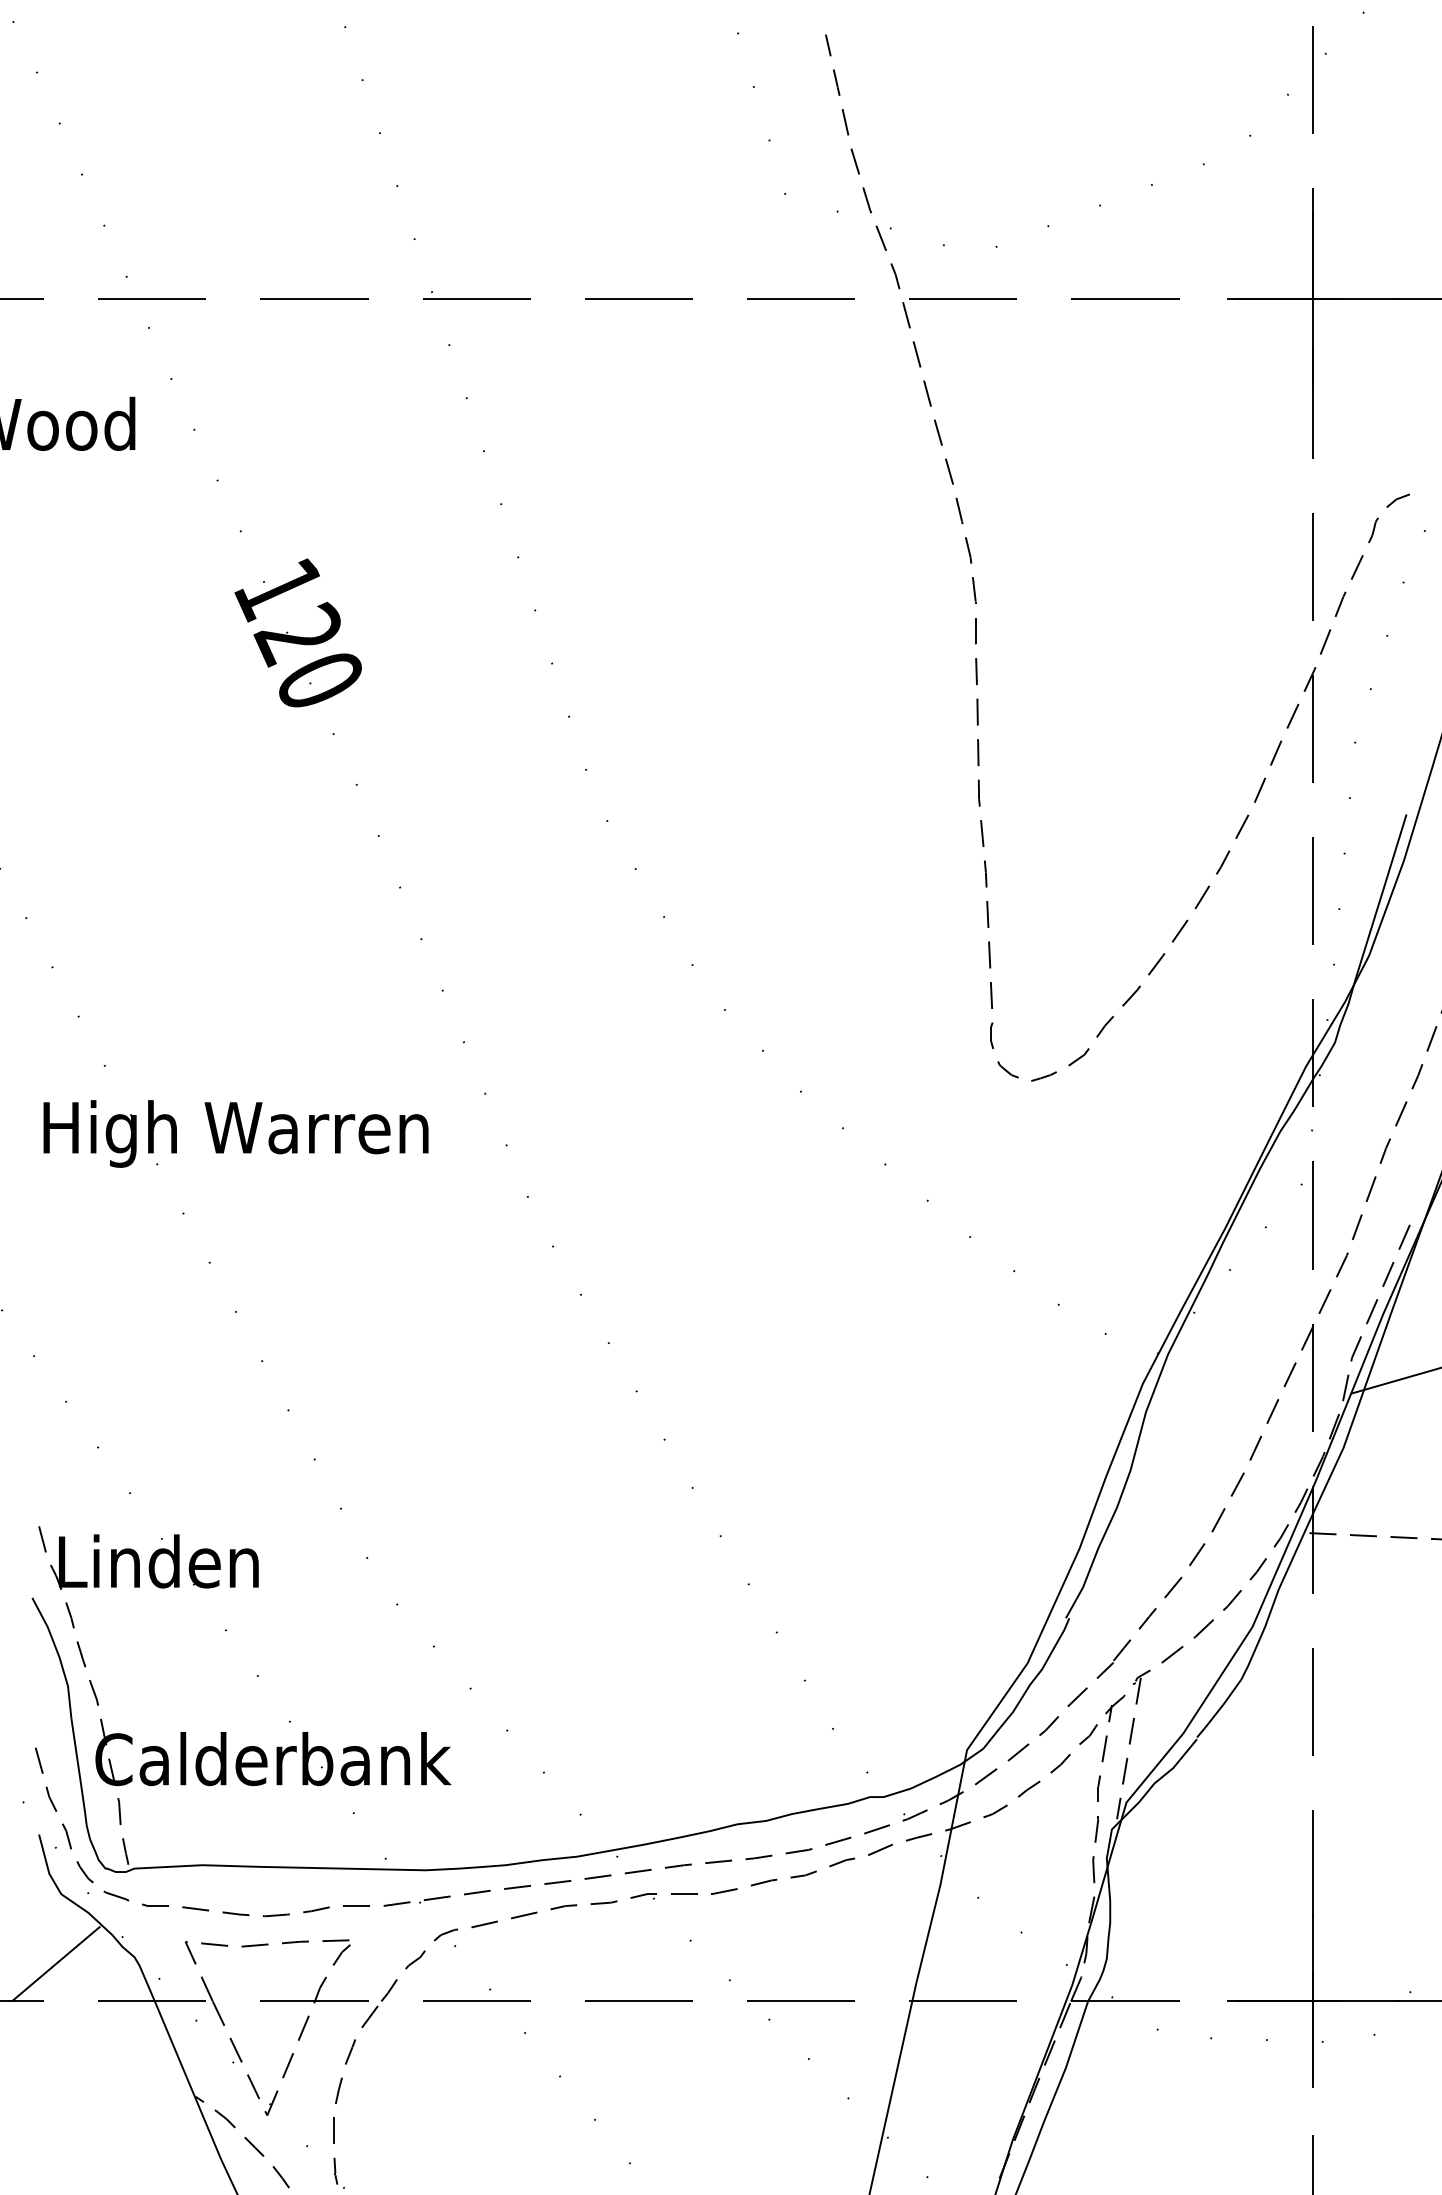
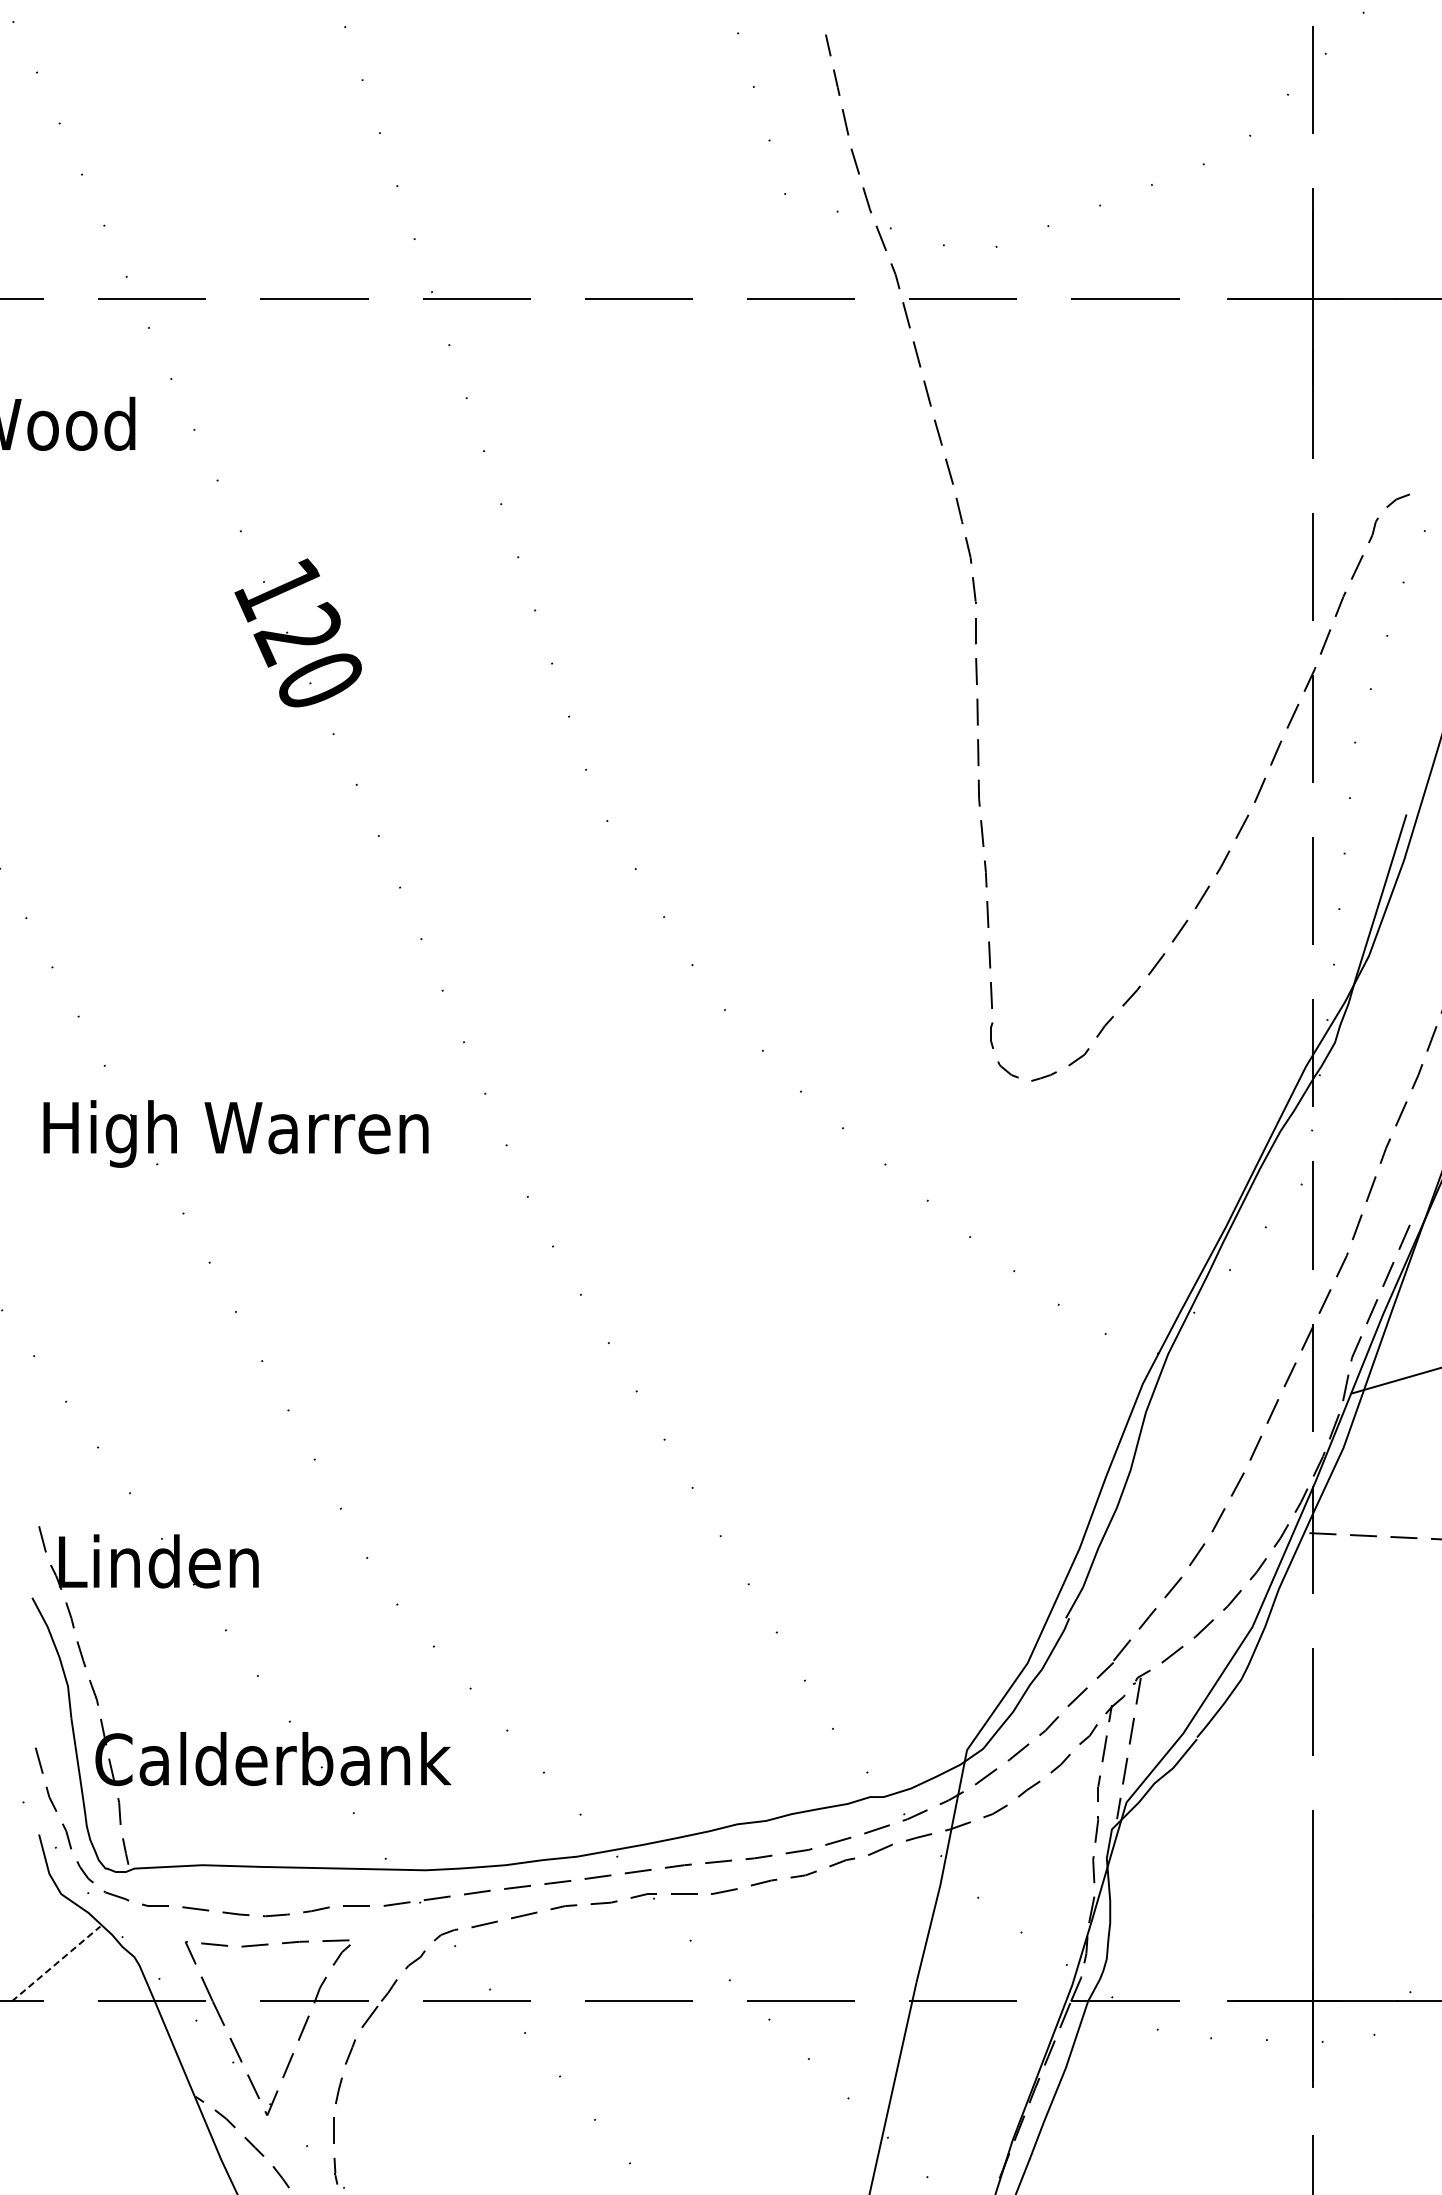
line: solid -> dashed (56, 1963)
